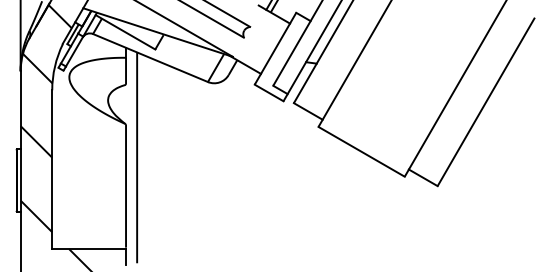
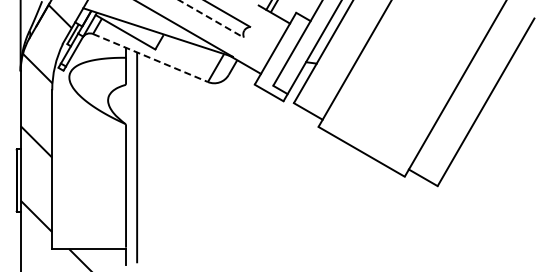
line: solid -> dashed (211, 19)
line: solid -> dashed (150, 58)
